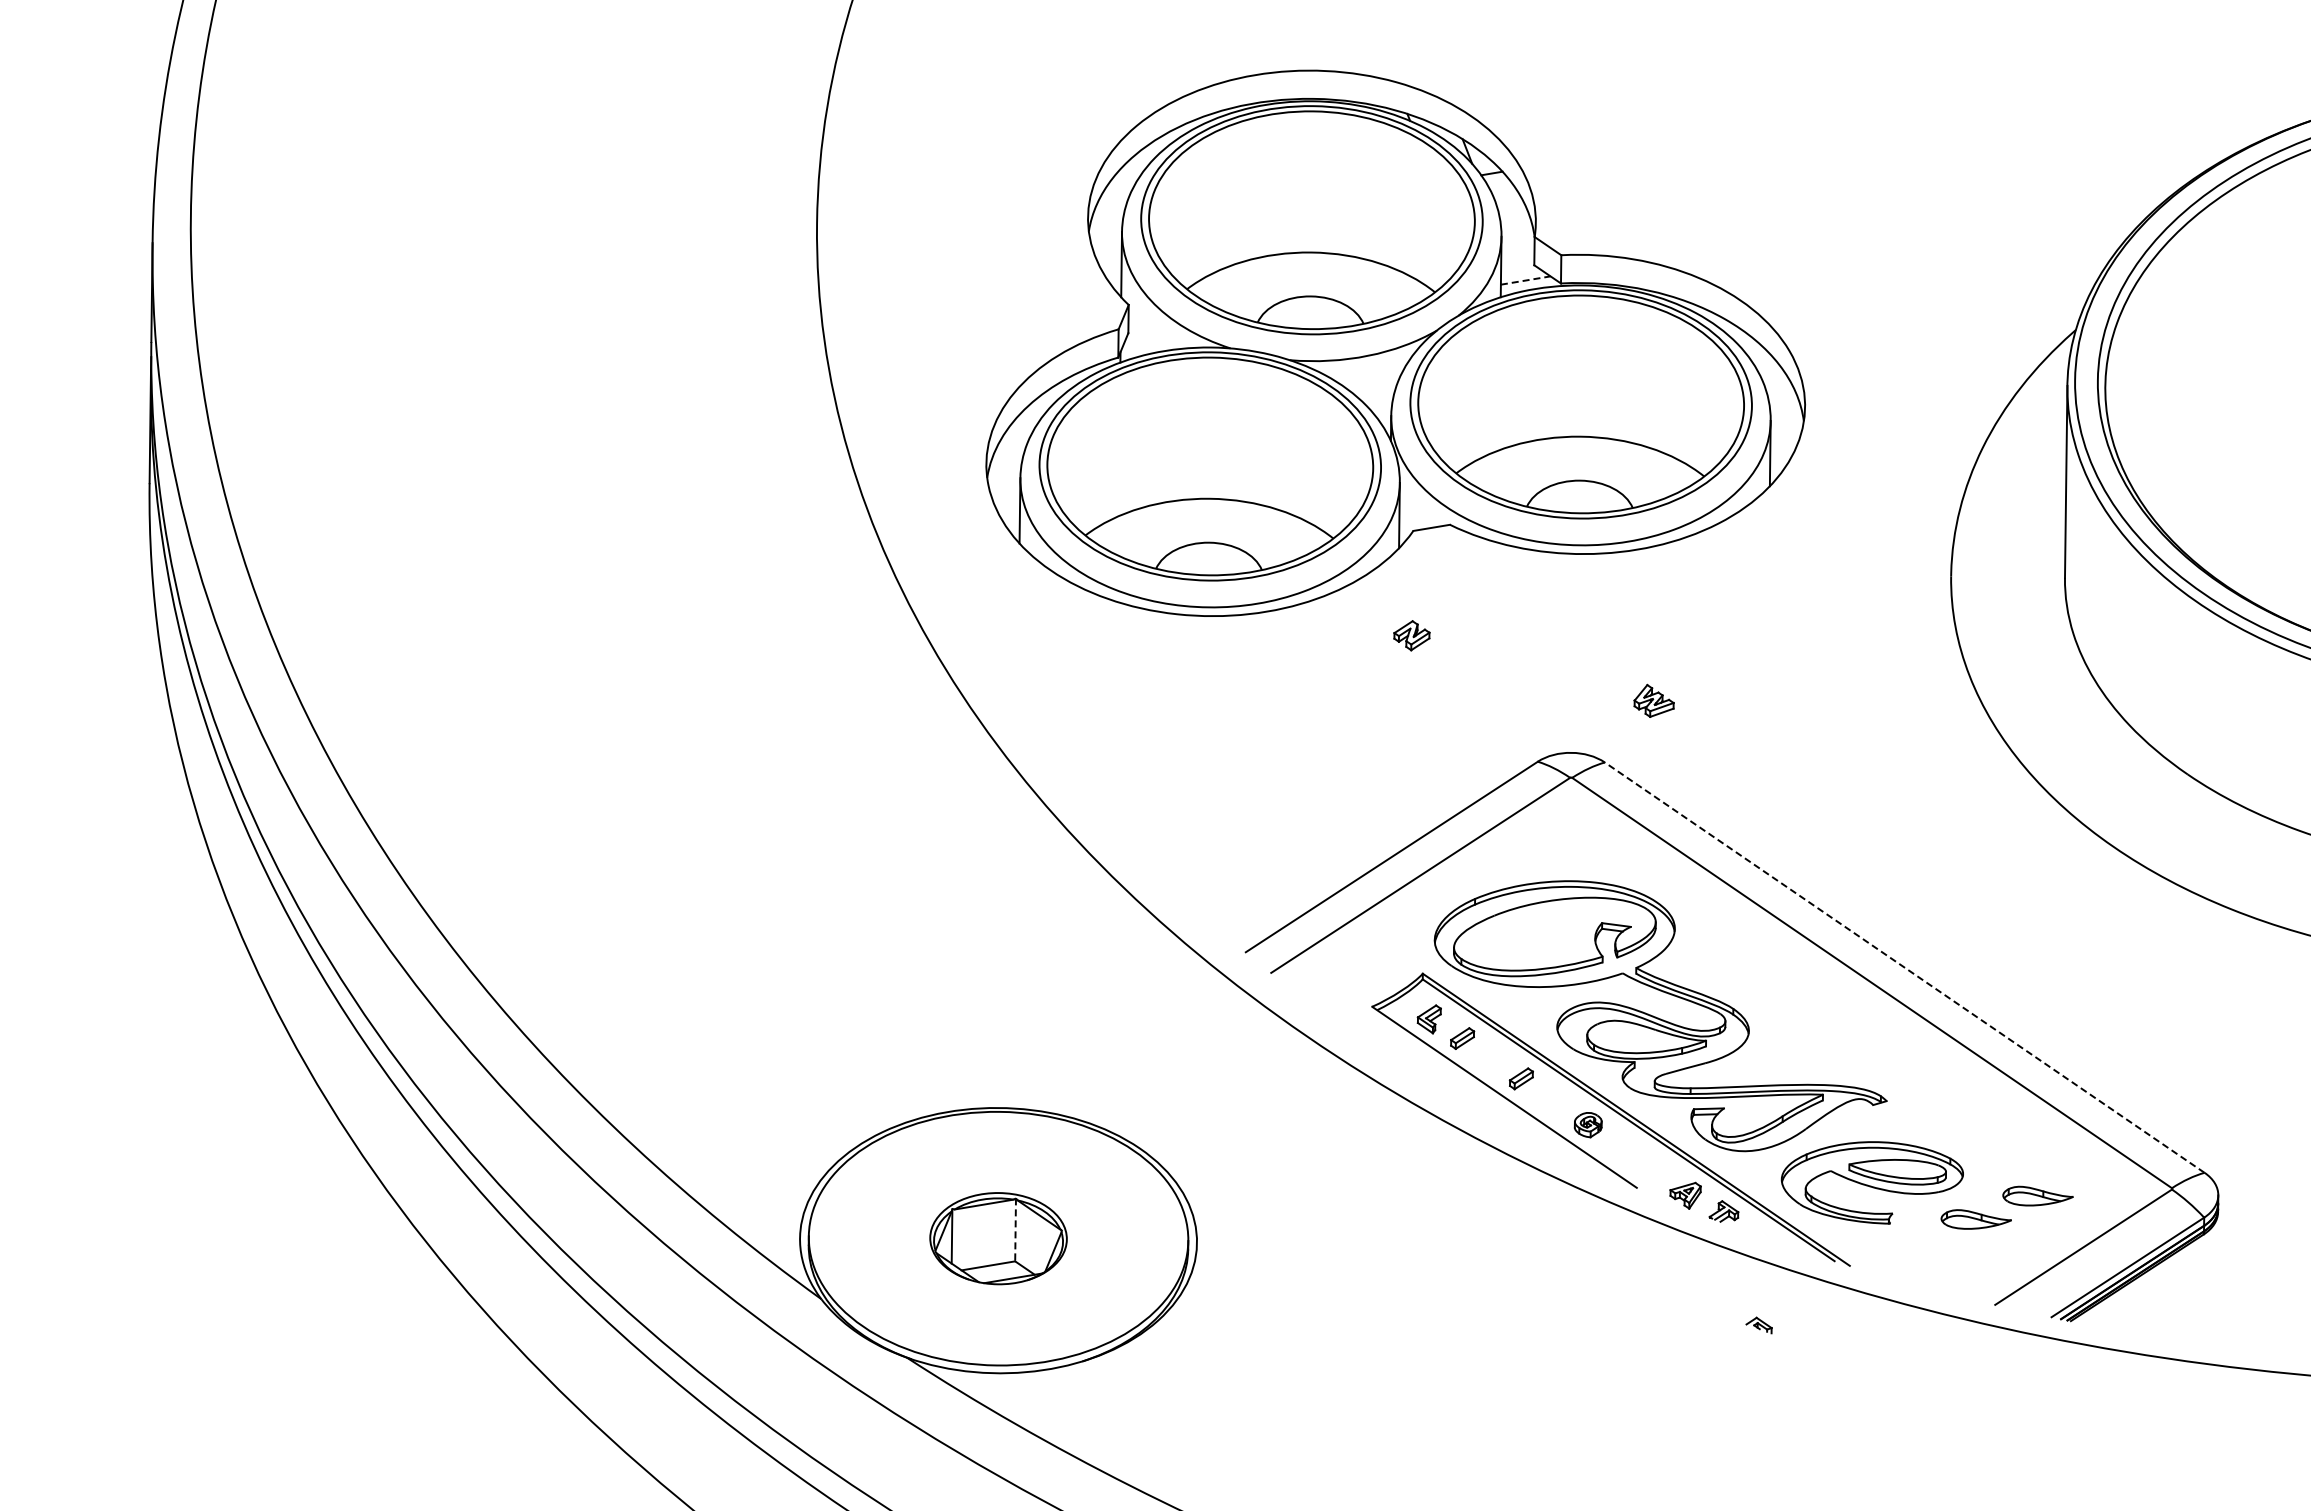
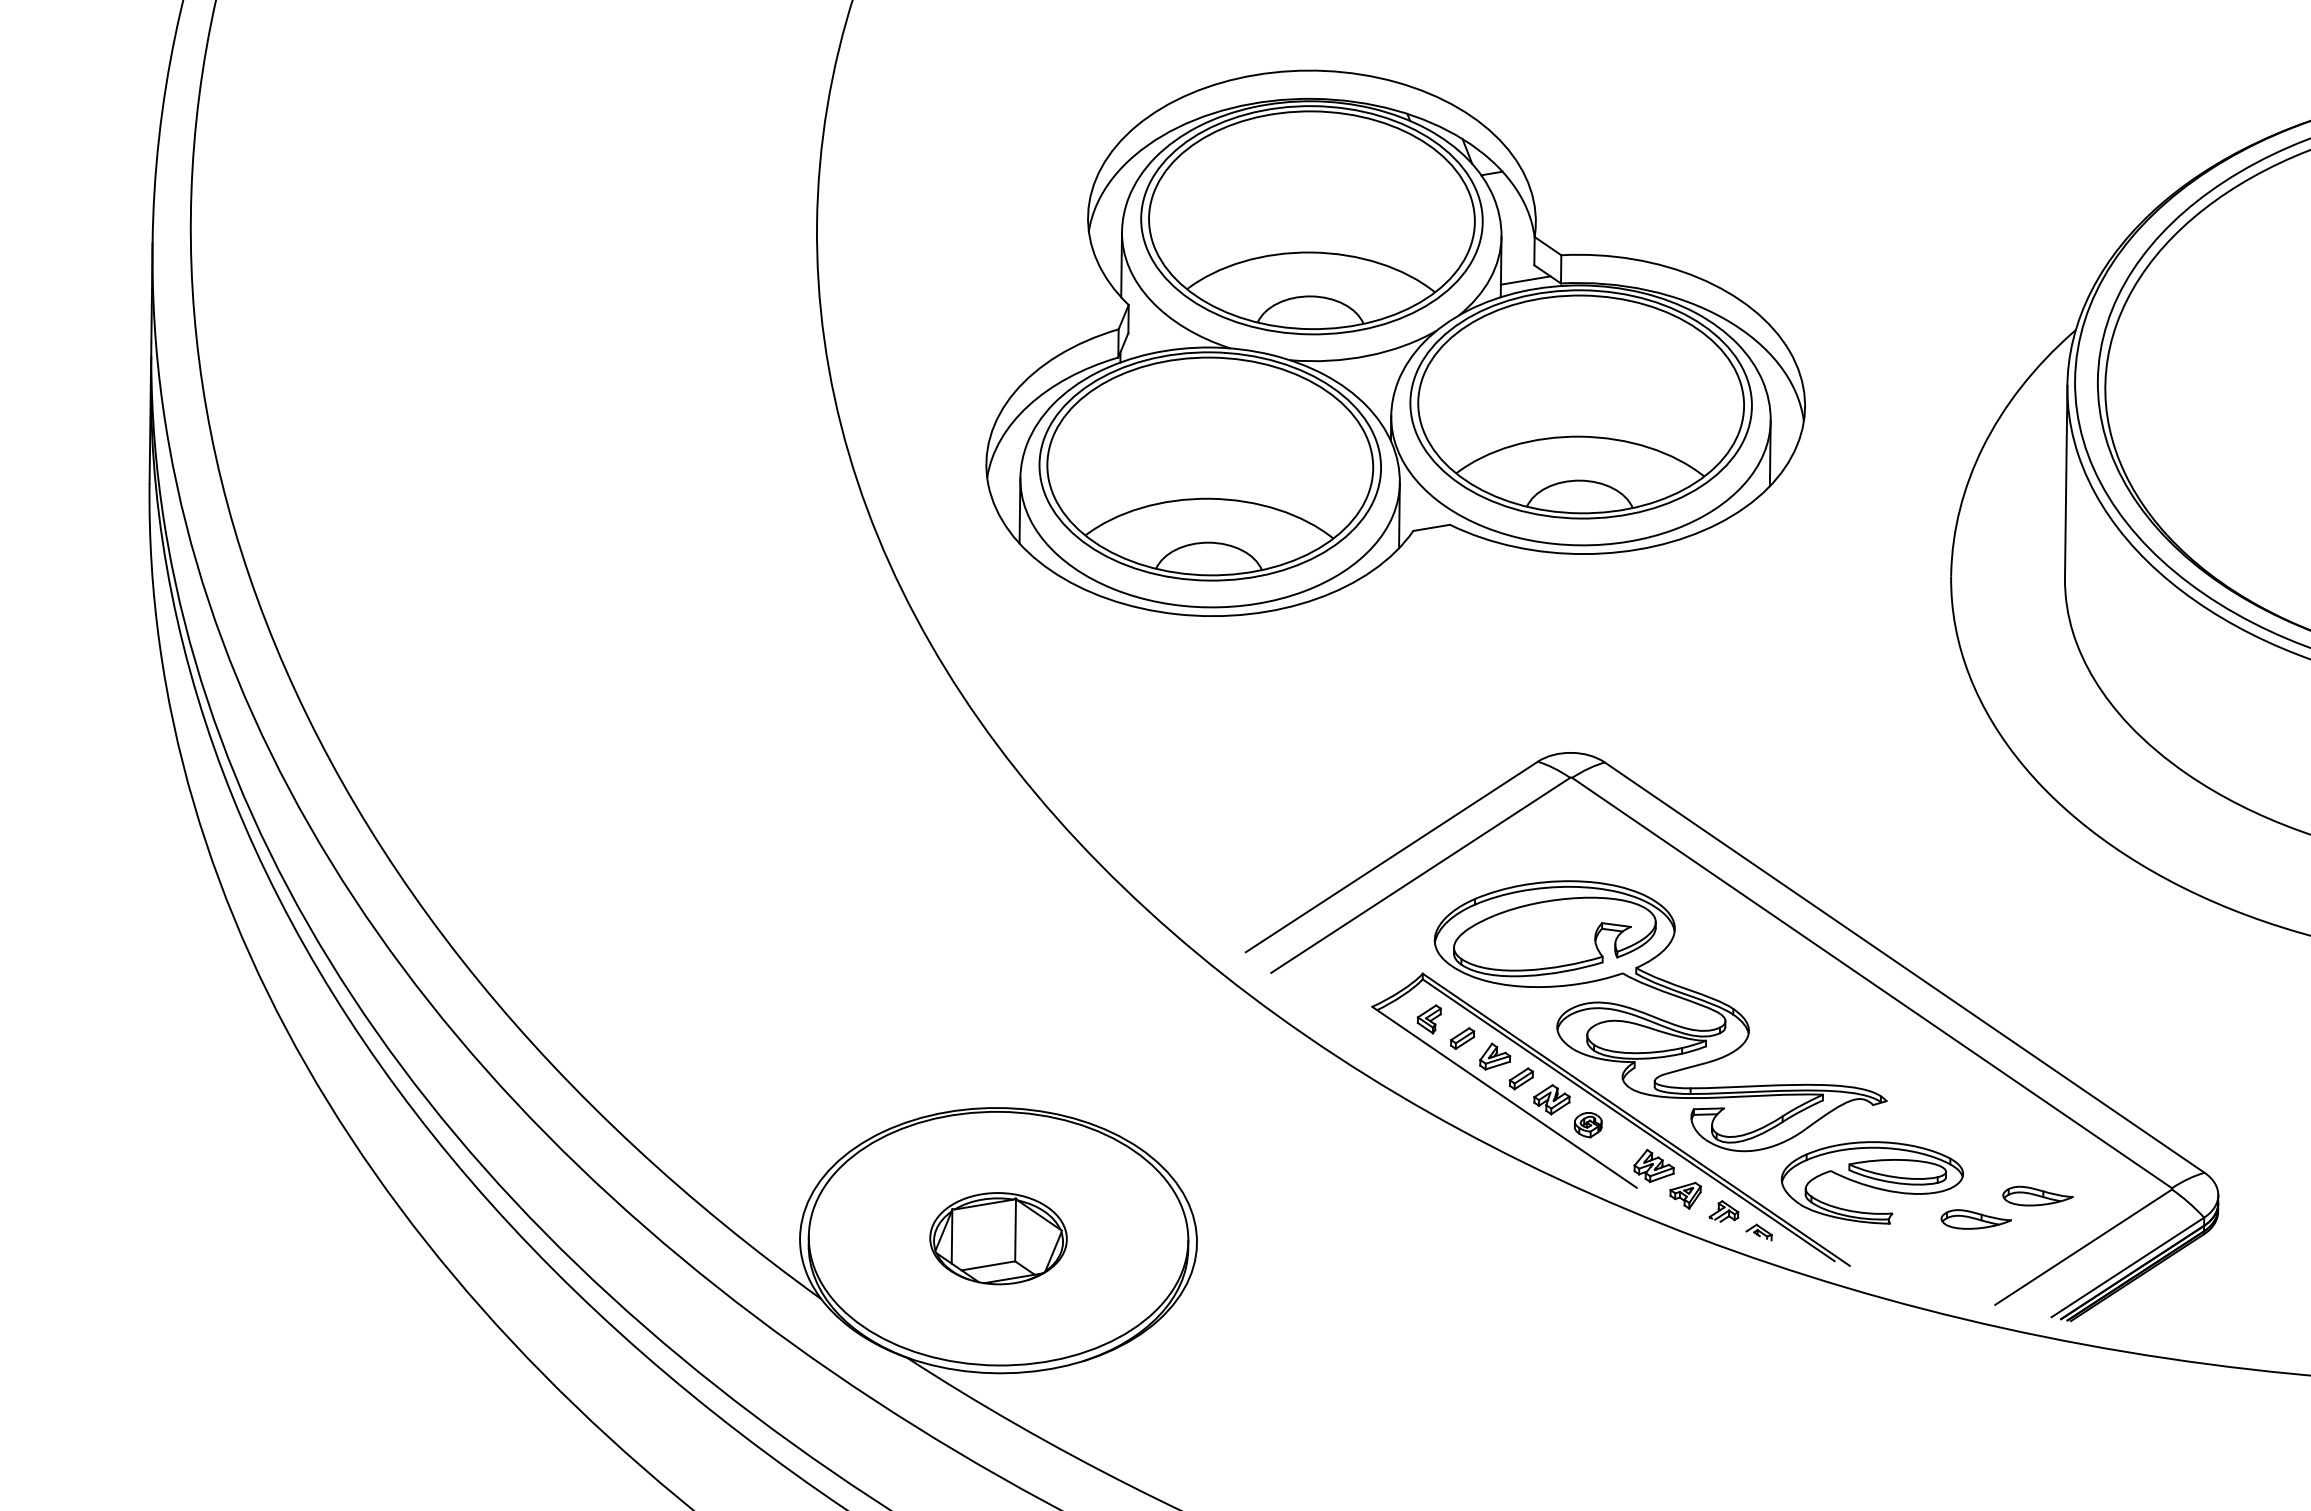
line: dashed -> solid (1526, 280)
part position: (1411, 635) -> (1551, 1099) (1551, 1099)
part position: (1653, 700) -> (1653, 1165) (1653, 1165)
line: dashed -> solid (1904, 967)
part: none -> present (1495, 1056)
line: dashed -> solid (1015, 1229)
part position: (1758, 1325) -> (1758, 1232) (1758, 1232)
